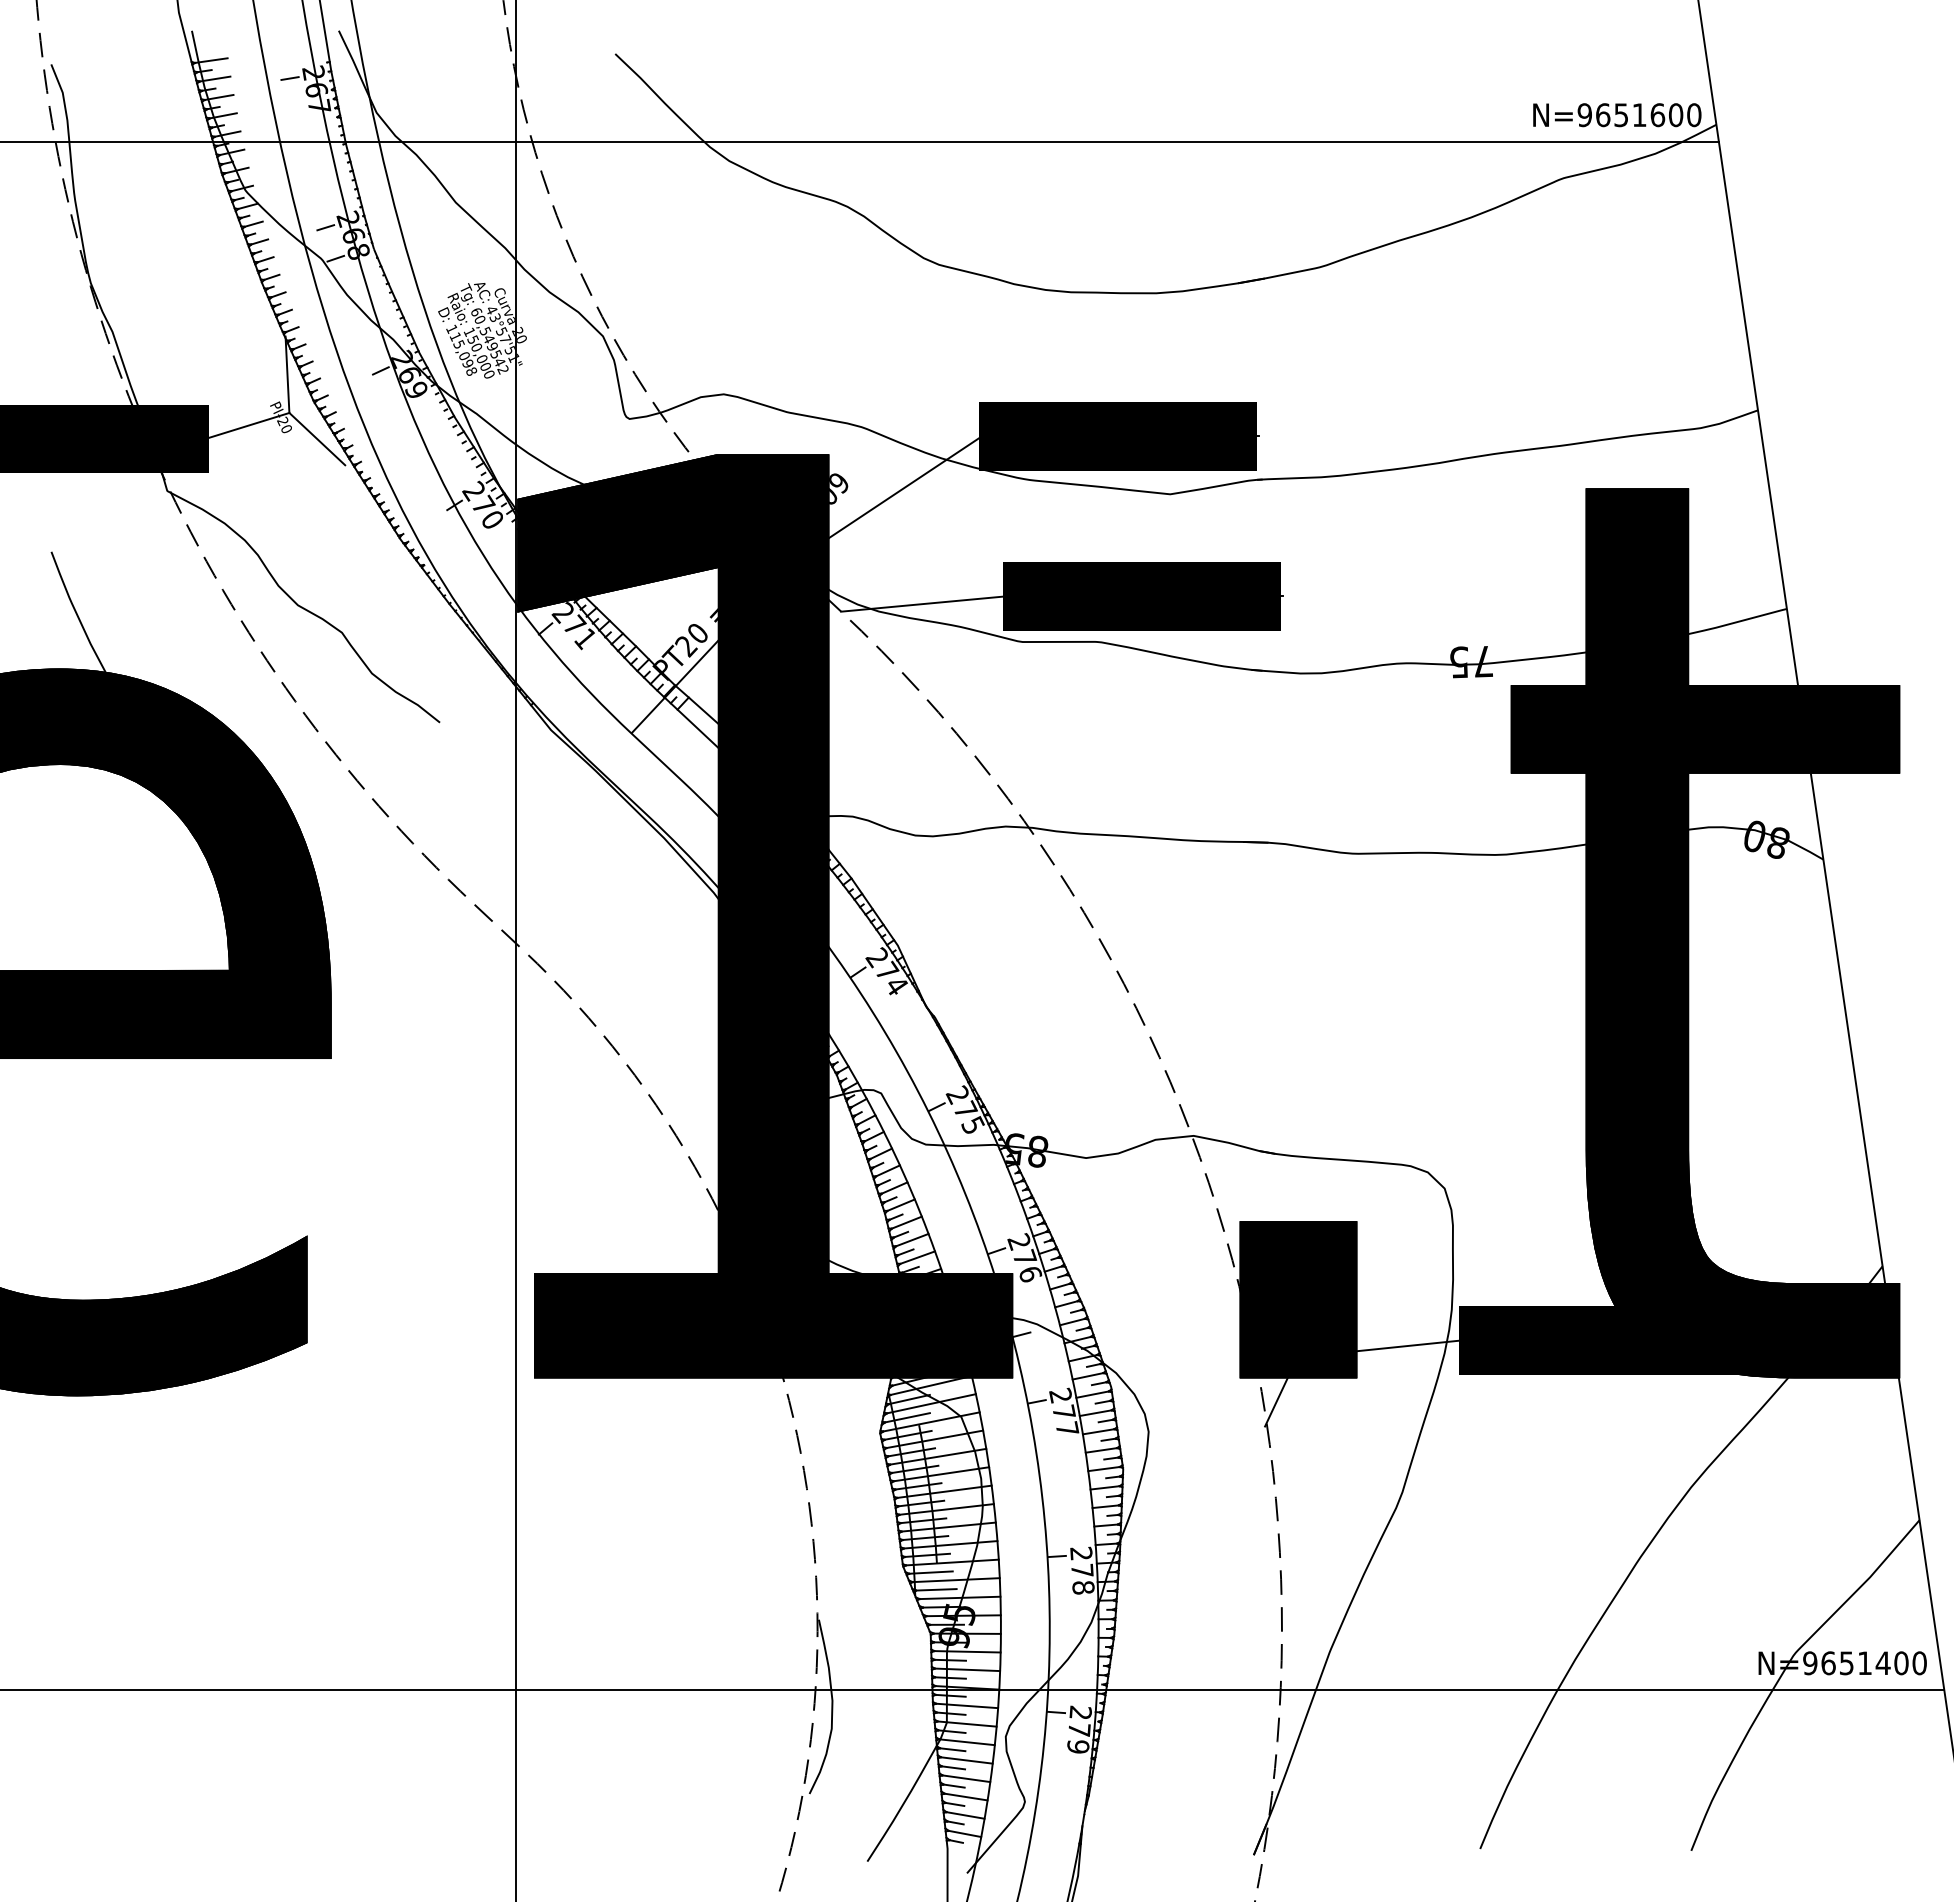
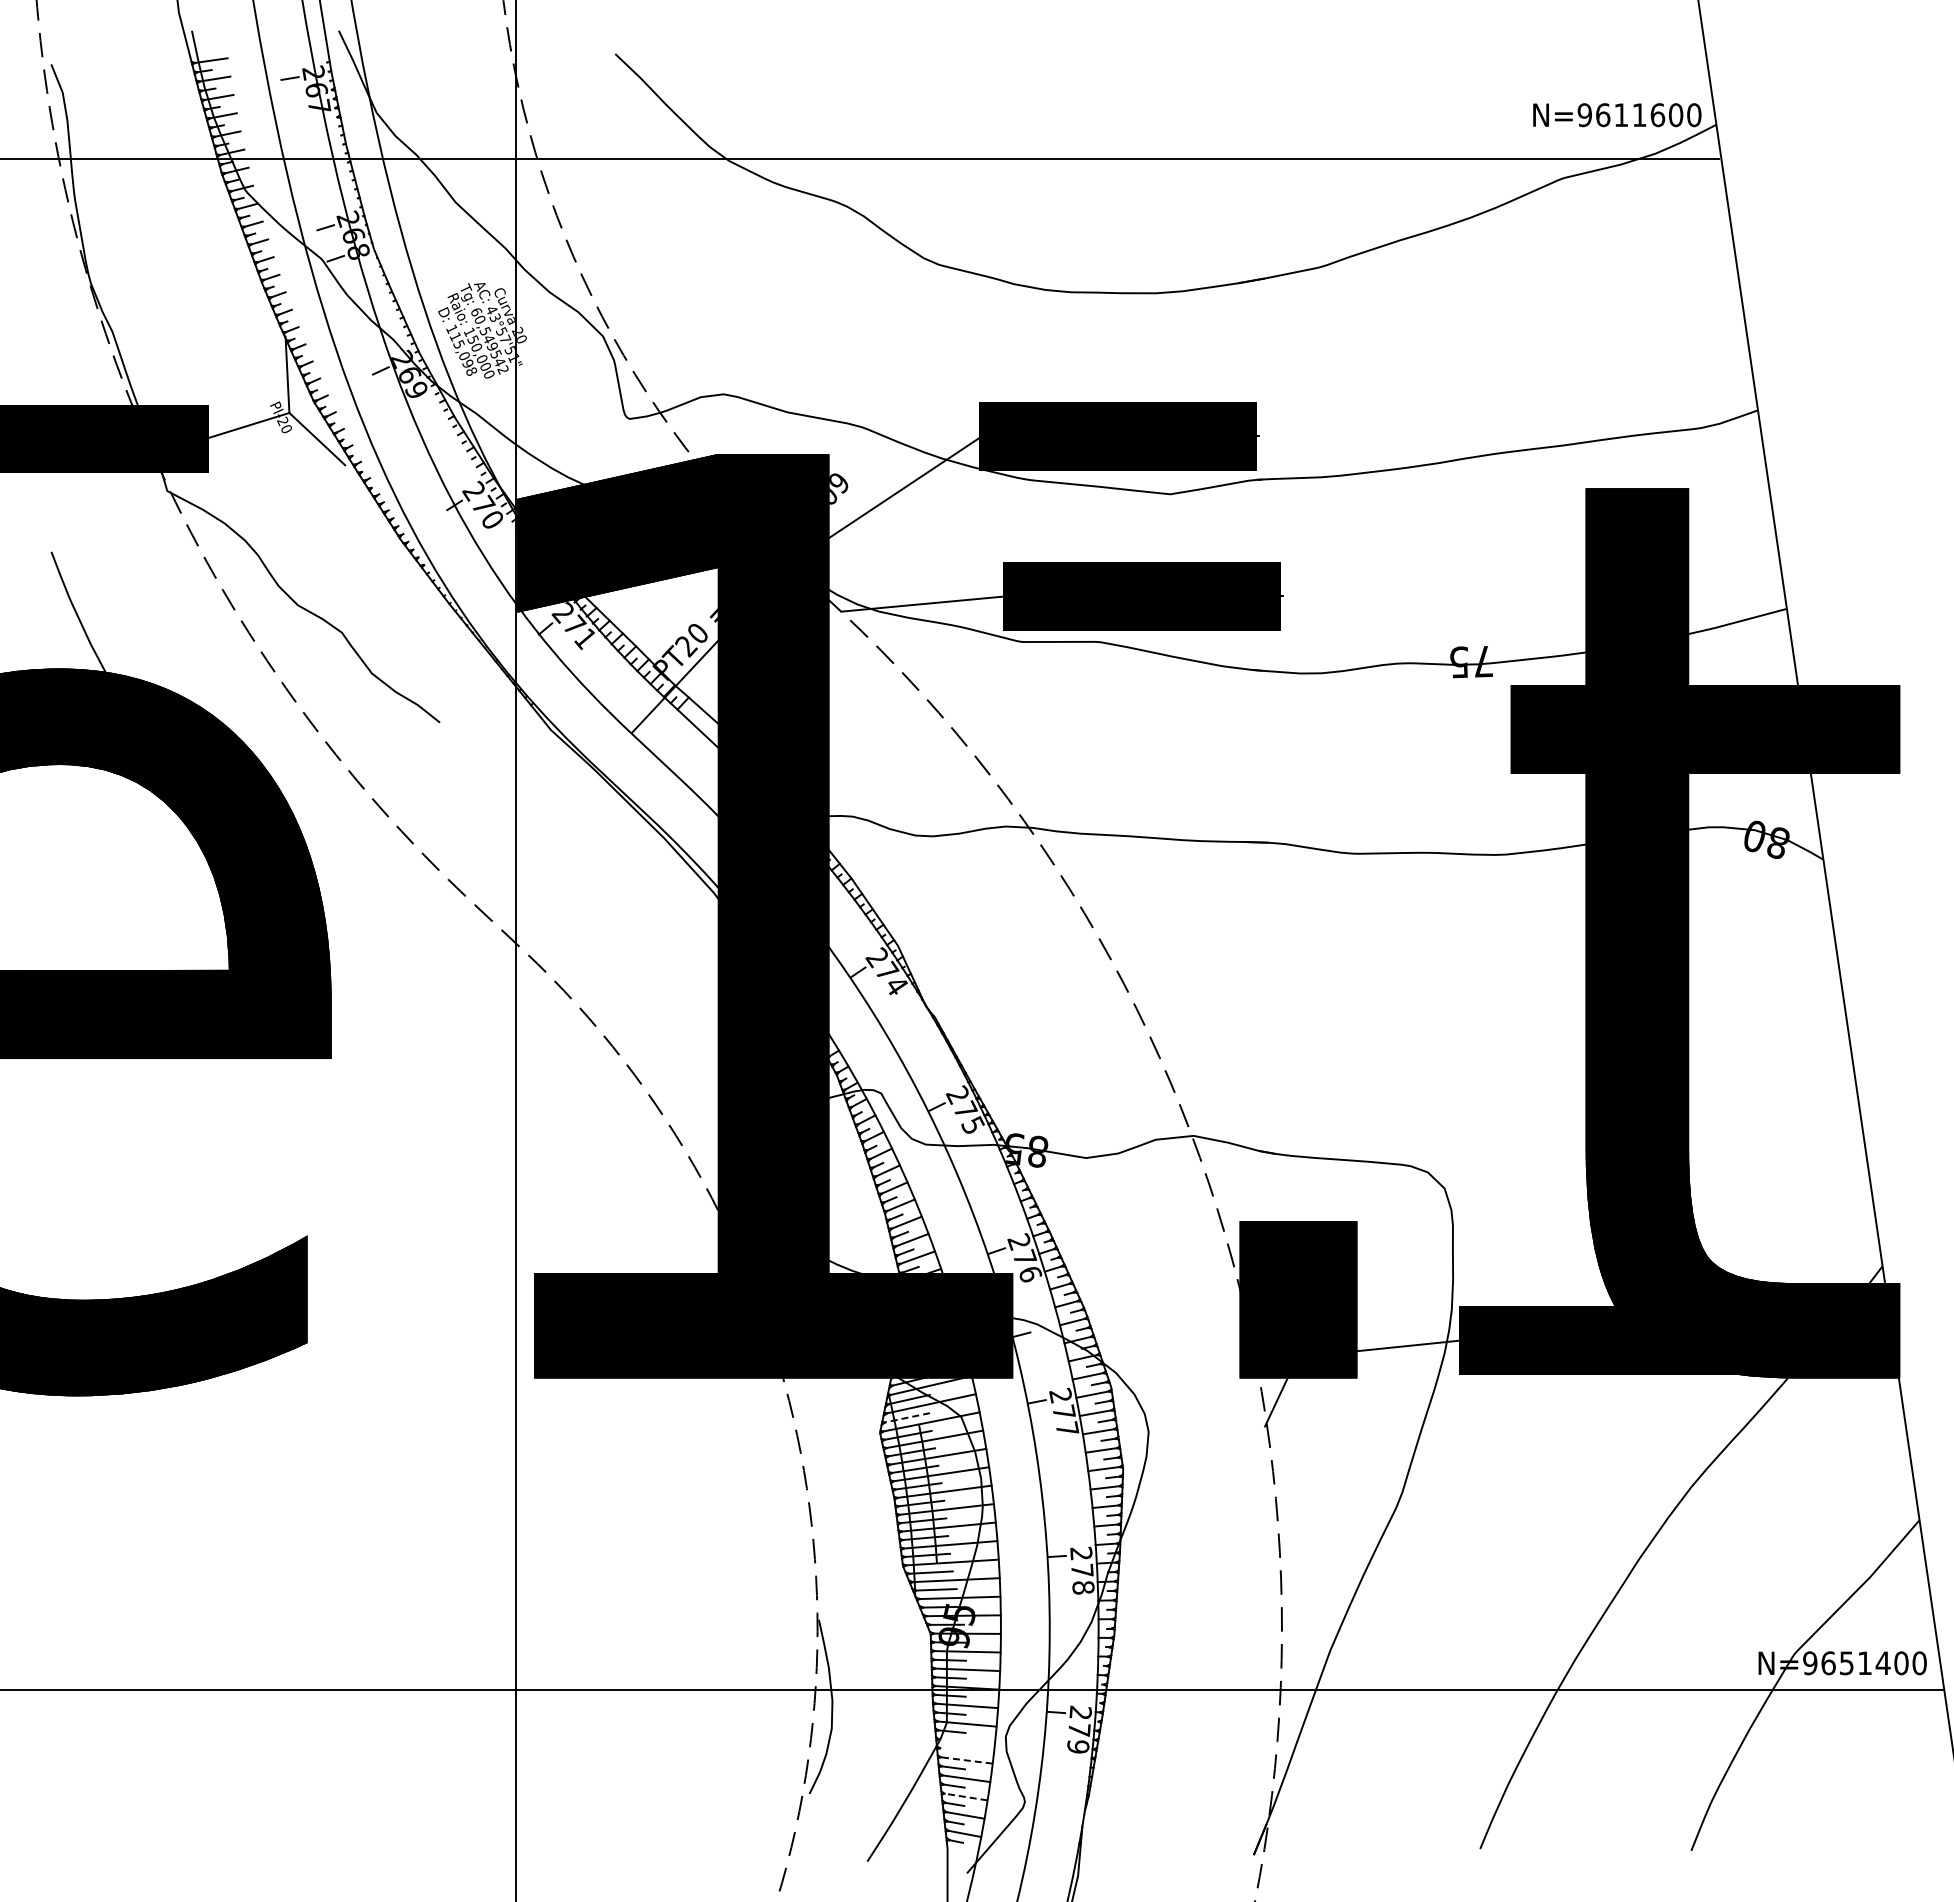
text: N=9651600 -> N=9611600 (1620, 115)
line position: (860, 142) -> (860, 159) (860, 159)
line: solid -> dashed (907, 1417)
line: present -> none (966, 1742)
line: present -> none (952, 1749)
line: solid -> dashed (966, 1760)
line: solid -> dashed (966, 1797)
